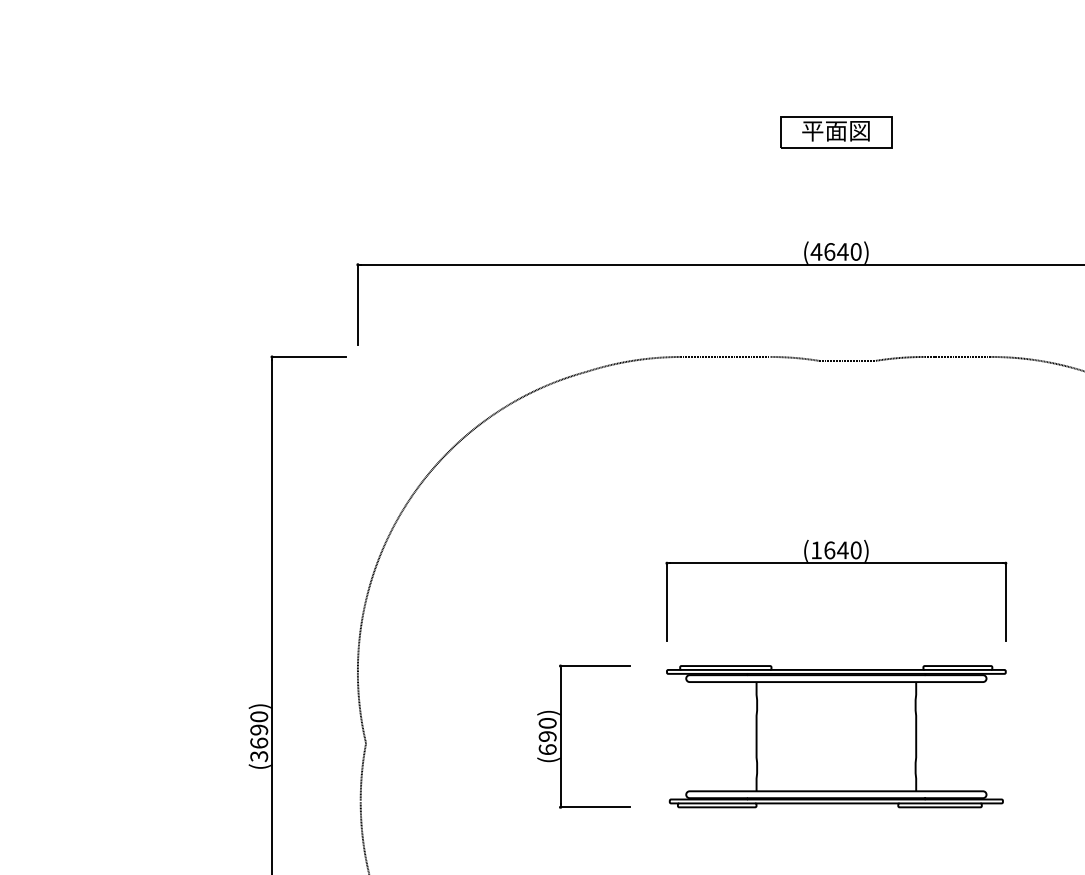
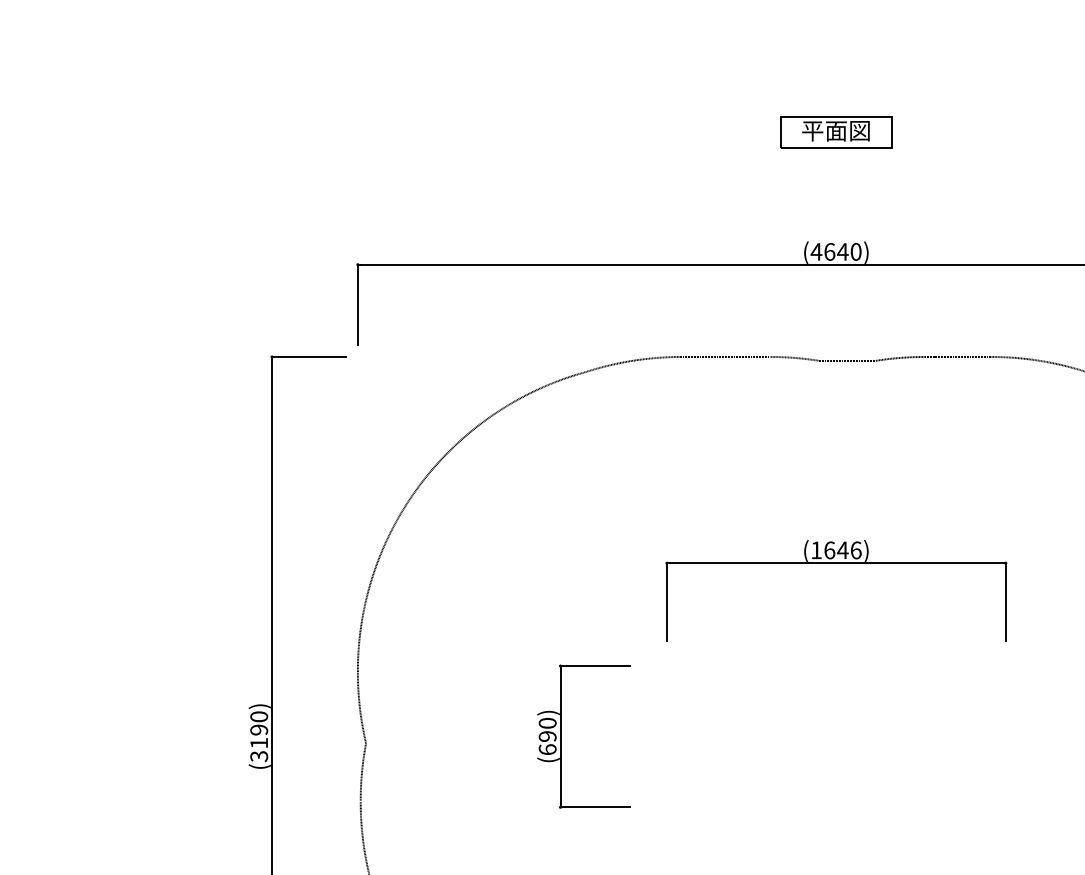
text: (1640) -> (1646) (855, 550)
part: present -> none (836, 736)
text: (3690) -> (3190) (259, 742)
